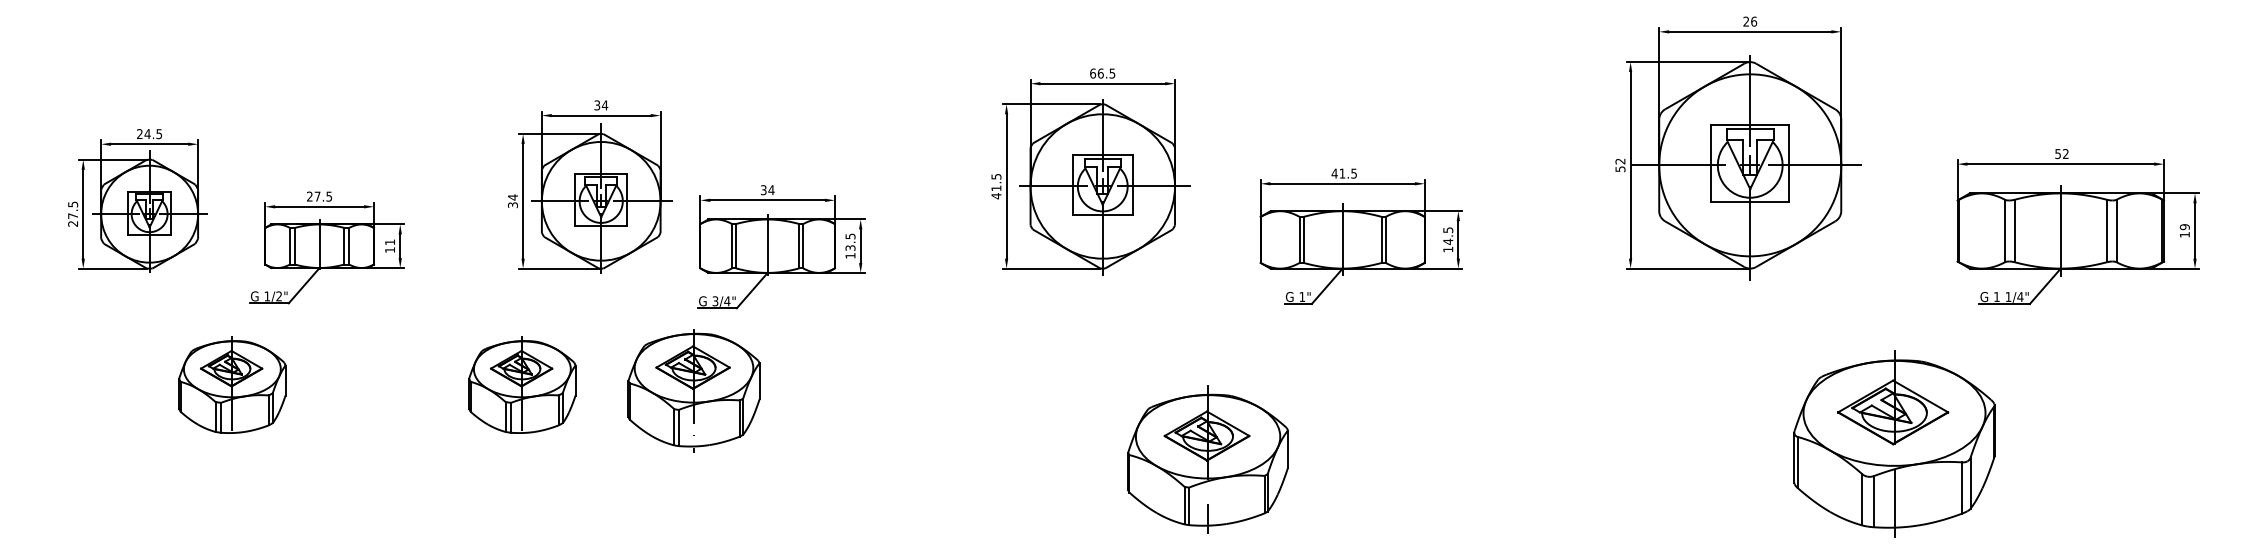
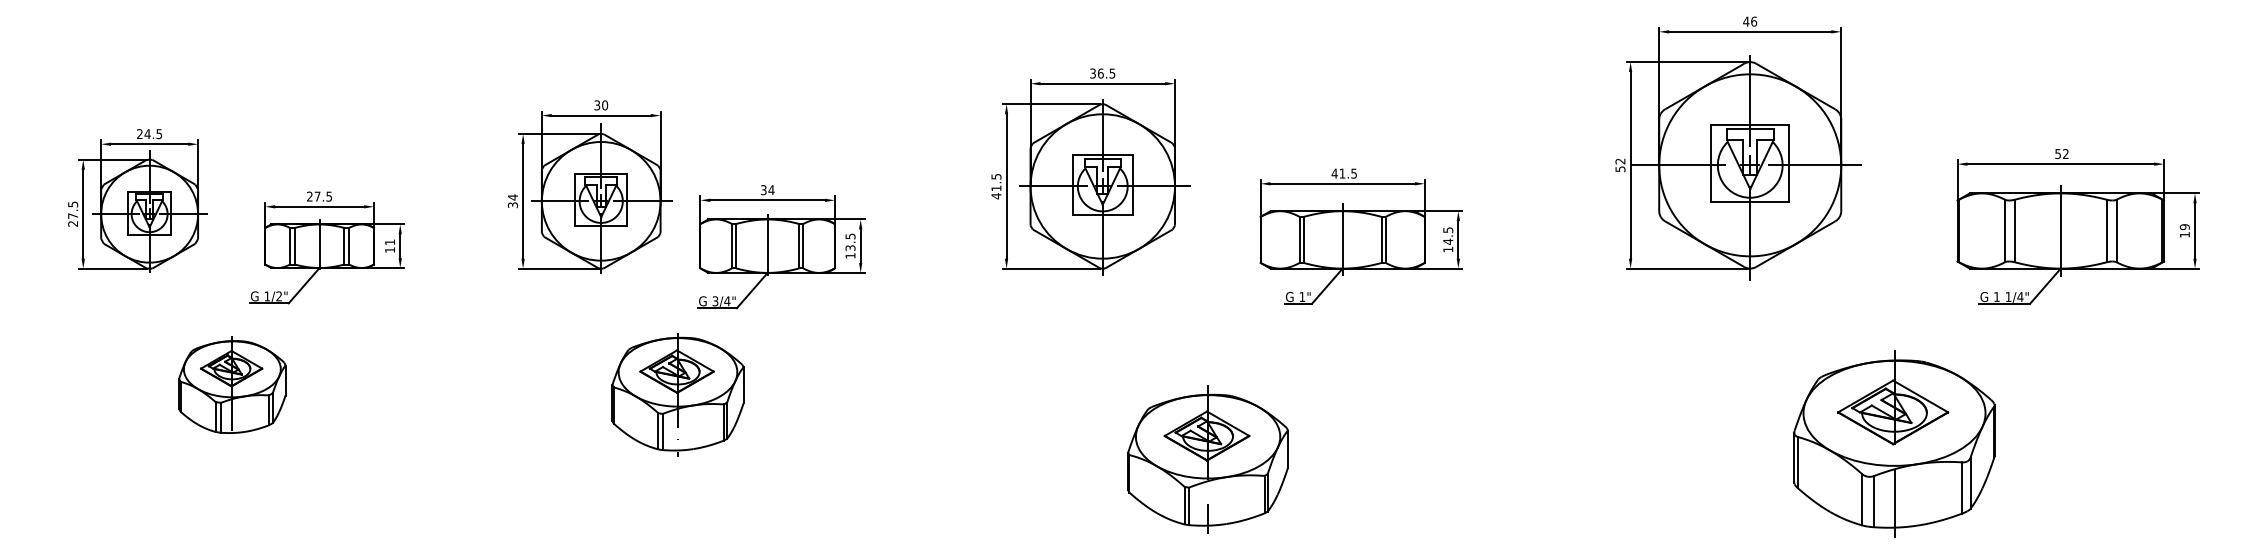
text: 26 -> 46 (1746, 21)
text: 66.5 -> 36.5 (1093, 73)
text: 34 -> 30 (604, 105)
part: present -> none (522, 384)
part position: (693, 390) -> (677, 394) (677, 394)
